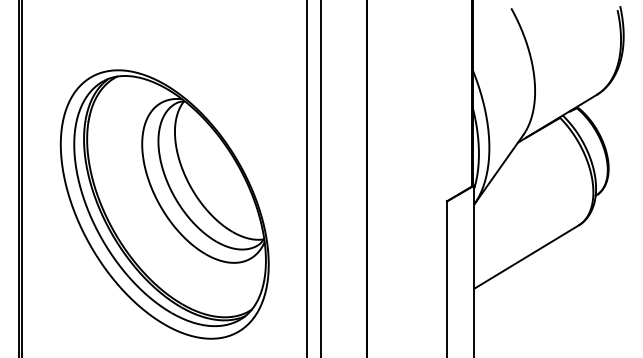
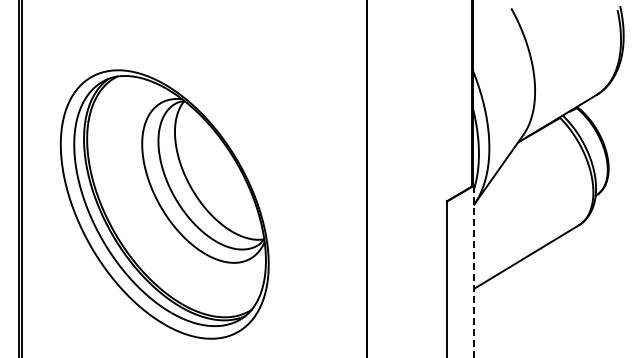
line: present -> none (307, 178)
line: present -> none (320, 178)
line: solid -> dashed (474, 271)
